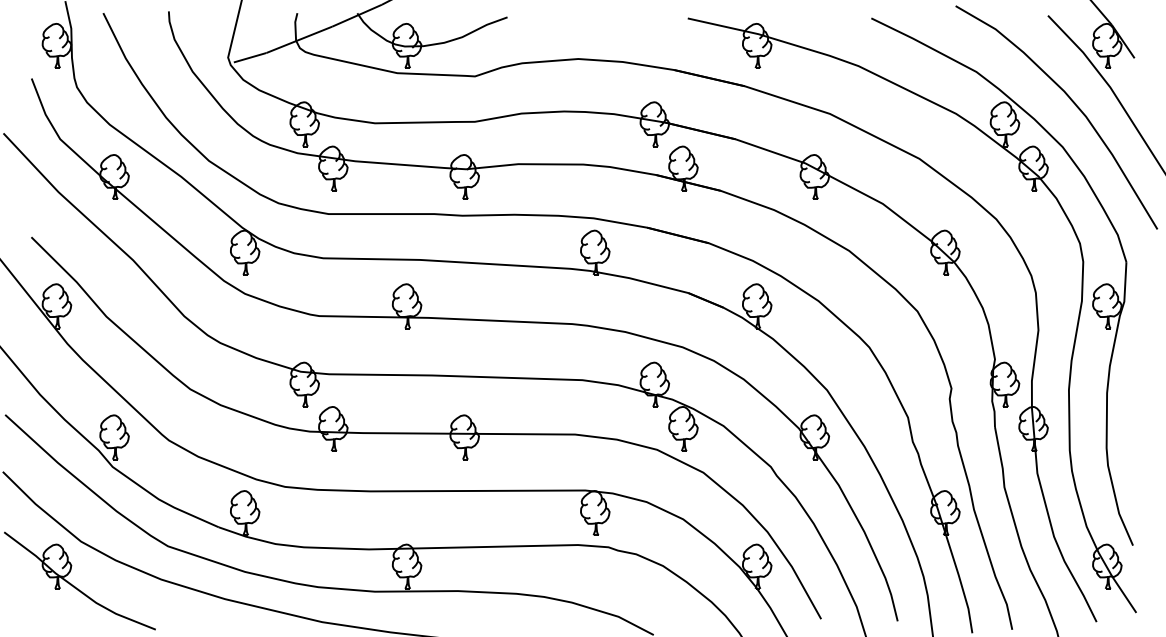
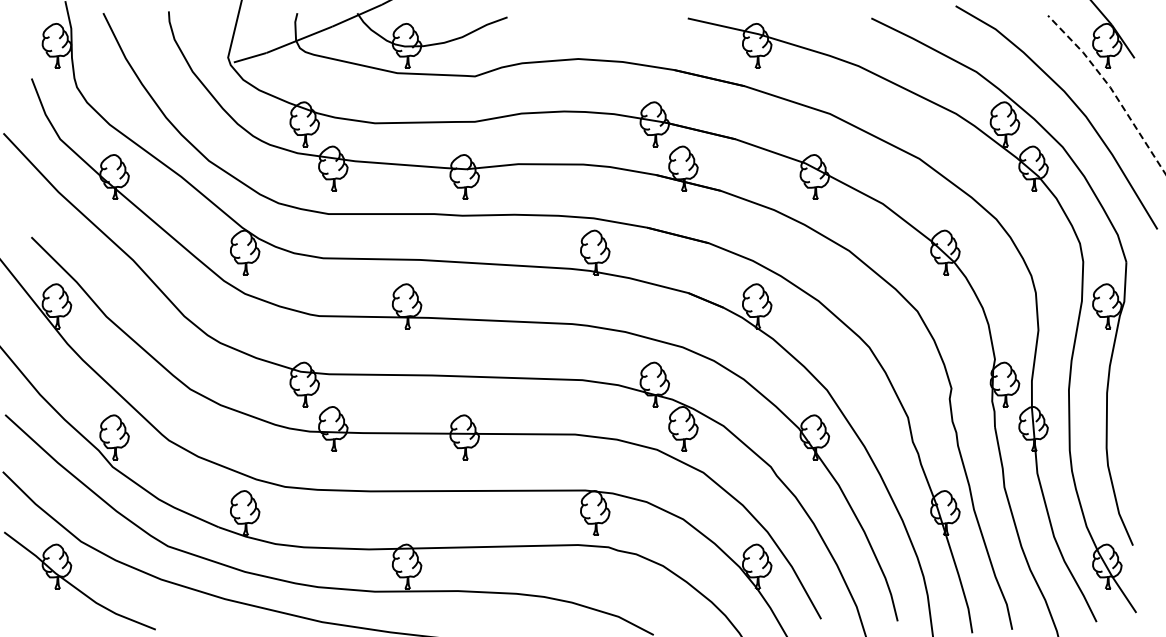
line: solid -> dashed (1111, 89)
